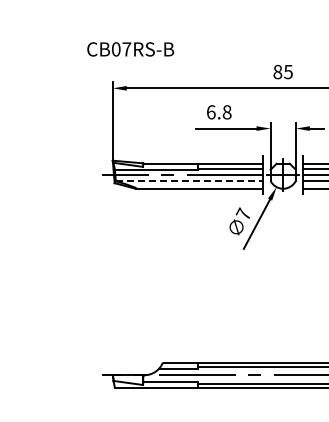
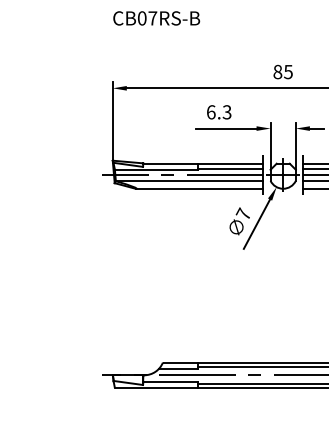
text position: (130, 49) -> (156, 18) (156, 18)
text: 6.8 -> 6.3 (226, 112)
line: dashed -> solid (189, 180)
